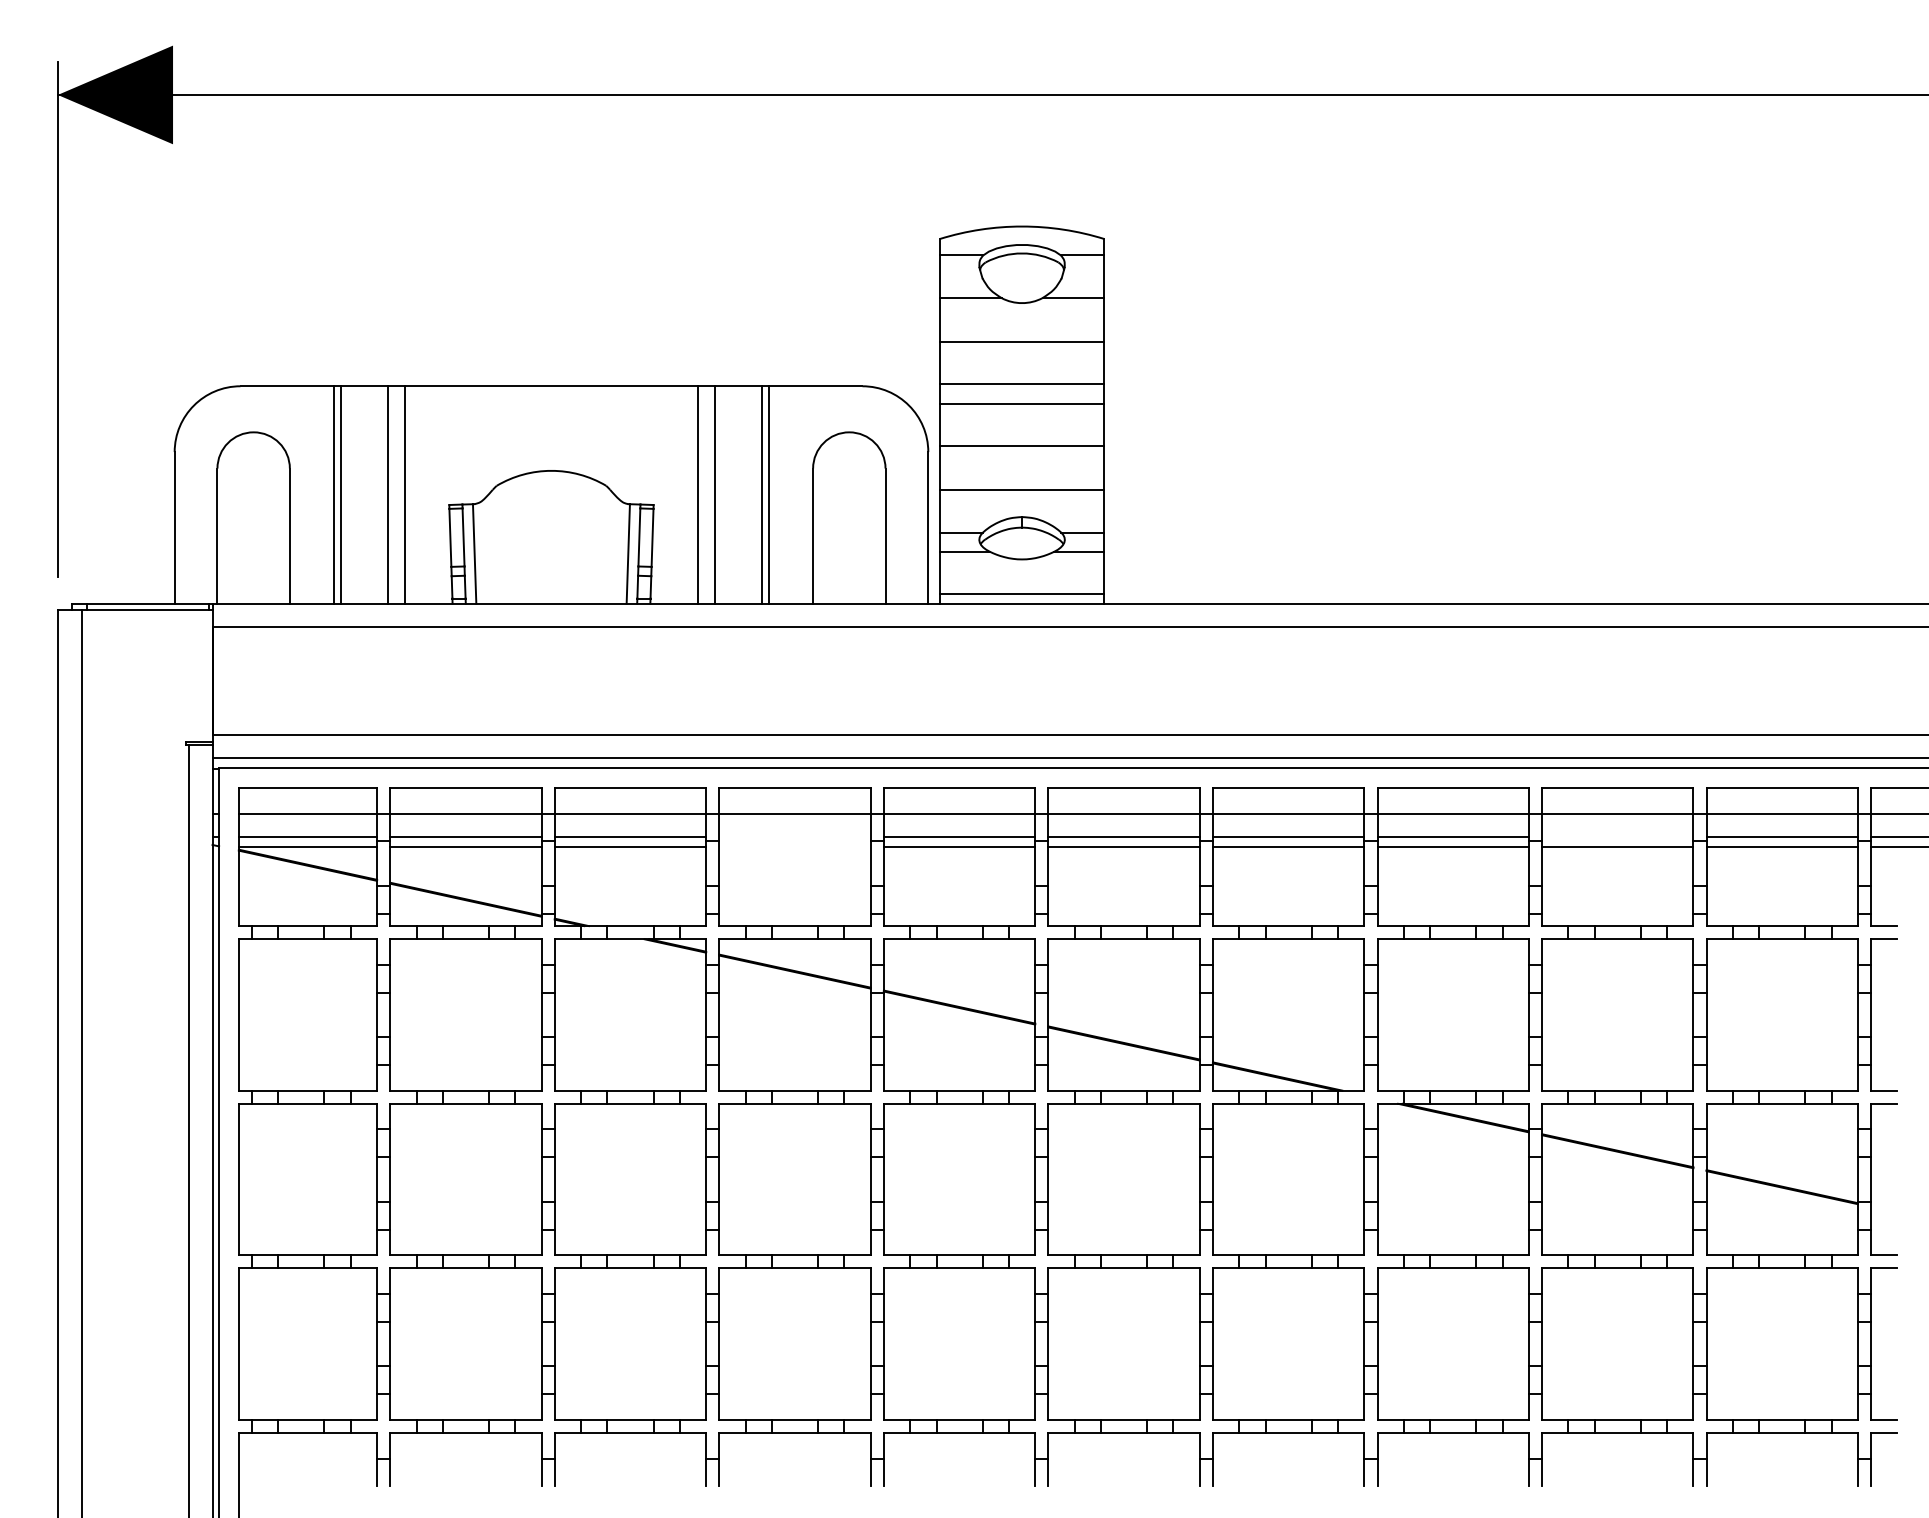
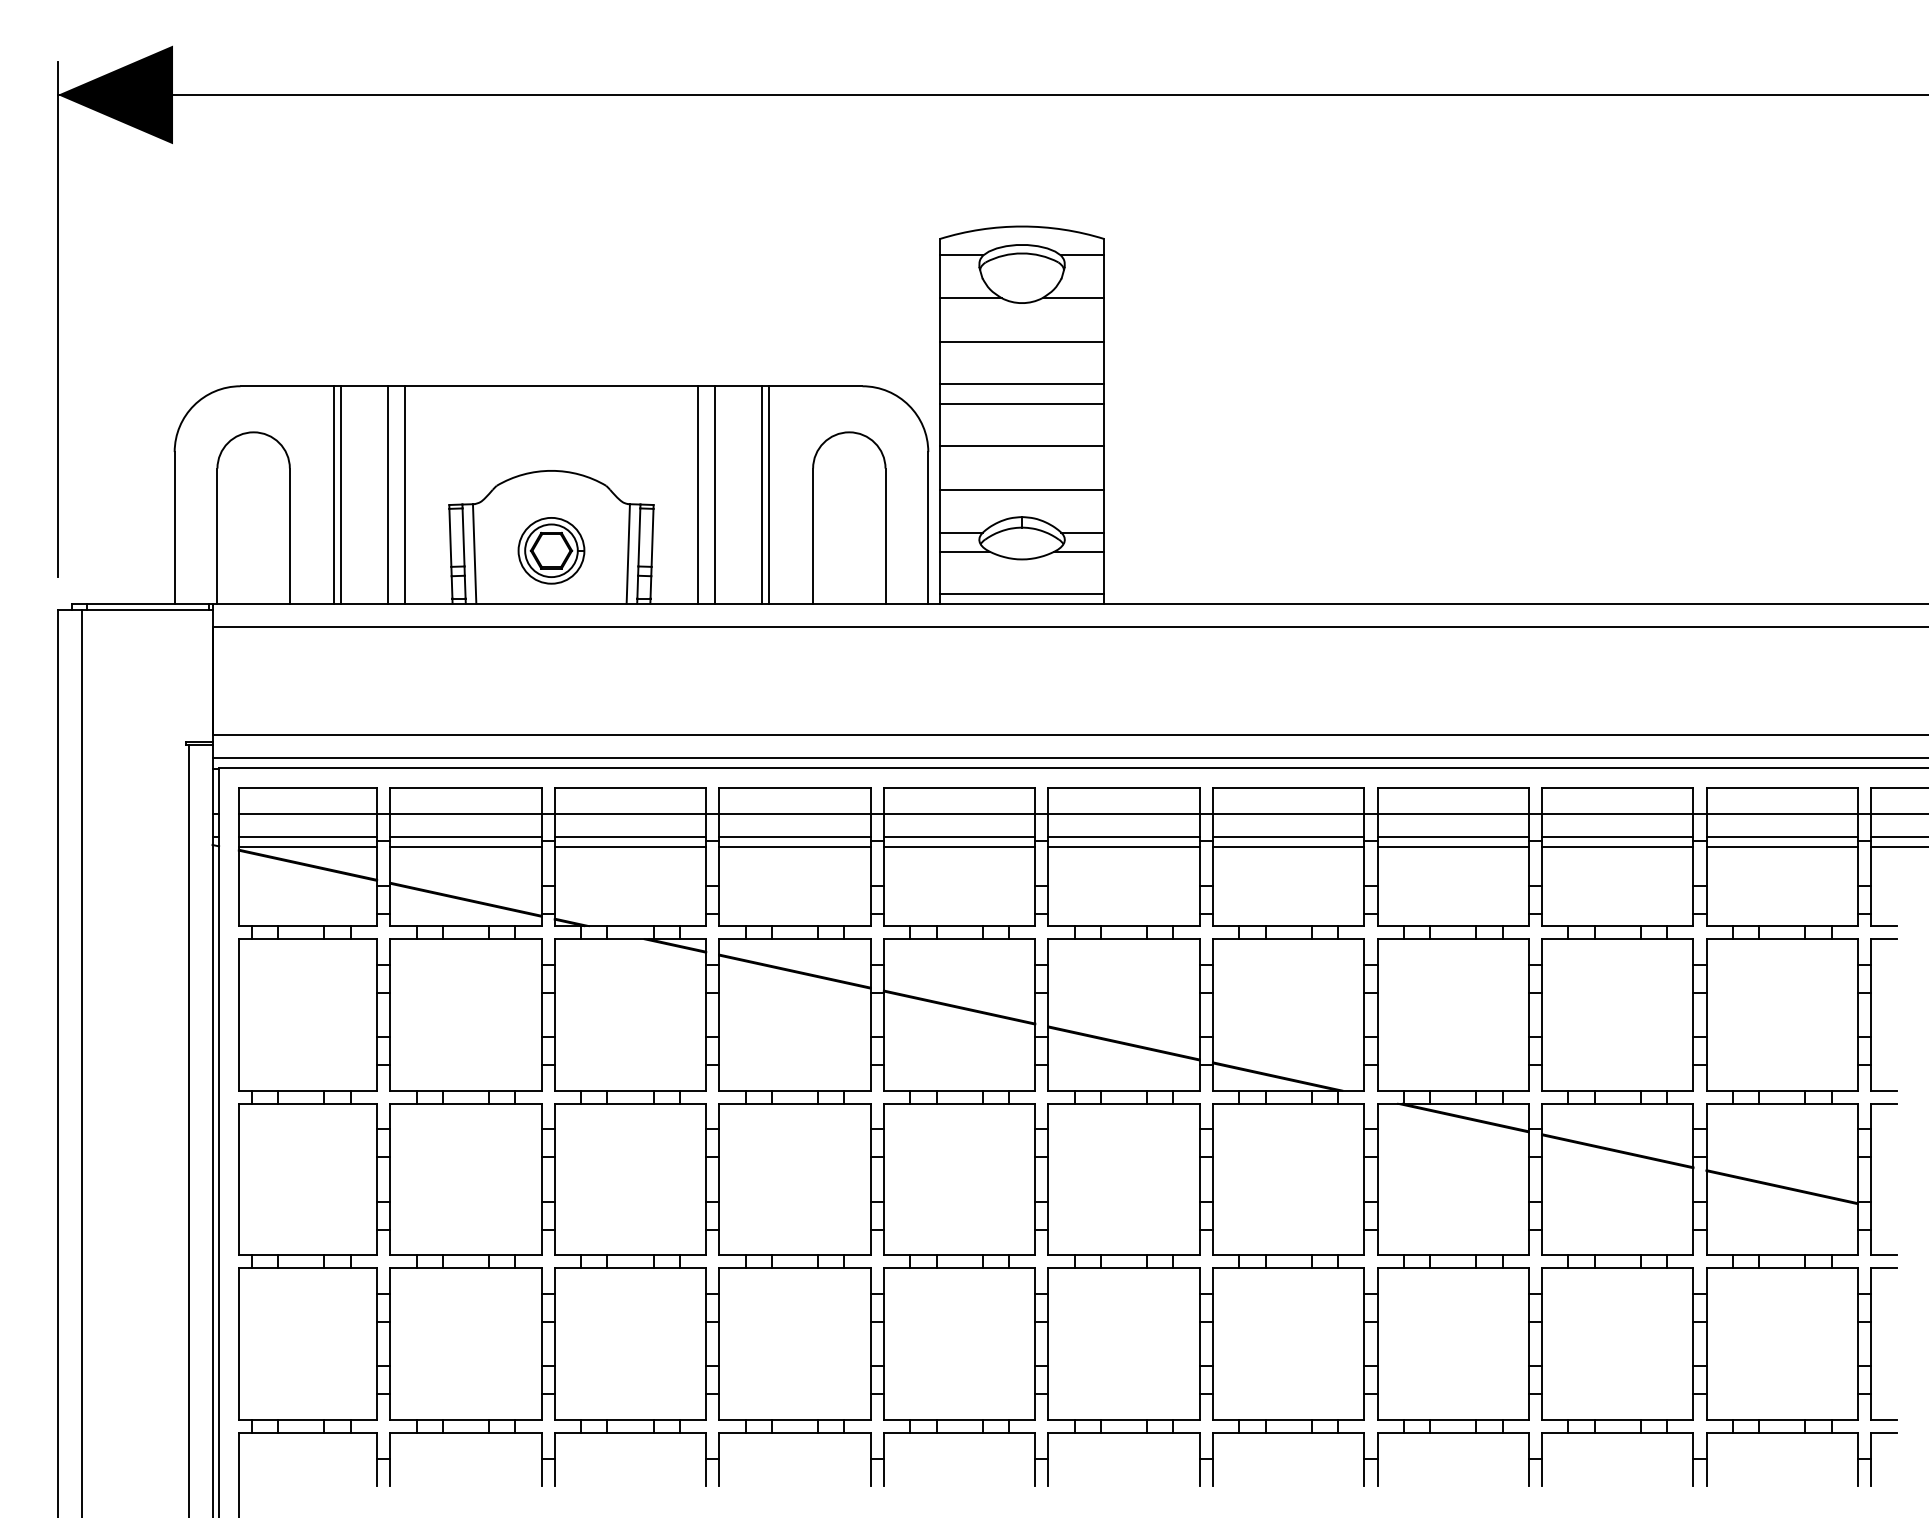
part: none -> present (551, 550)
line: none -> present (794, 837)
line: none -> present (1617, 837)
line: none -> present (794, 846)
